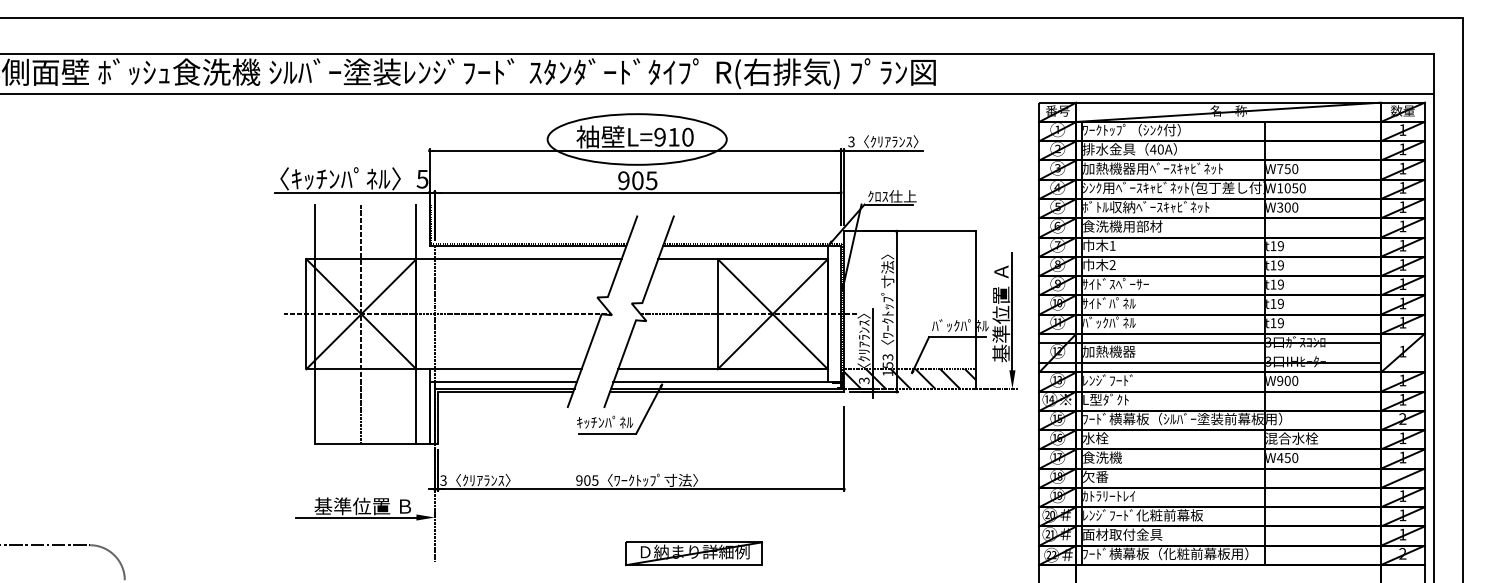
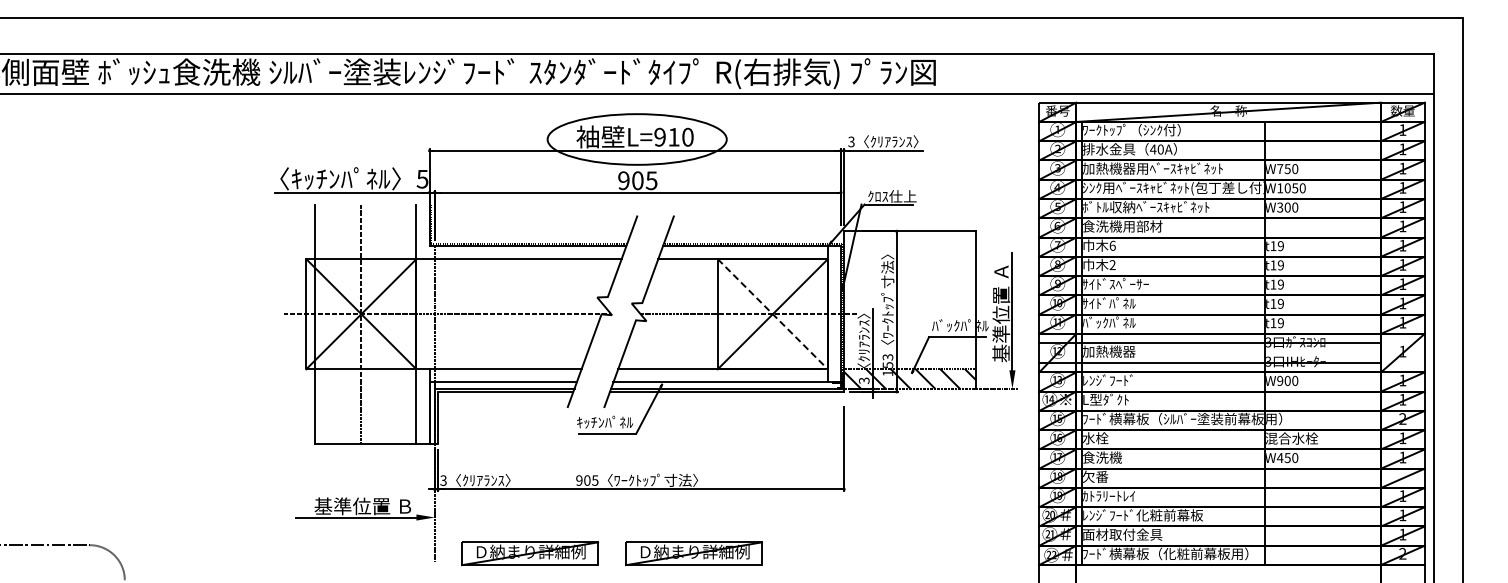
text: 1 -> 6 (1112, 245)
line: solid -> dashed (772, 314)
part: none -> present (529, 553)
